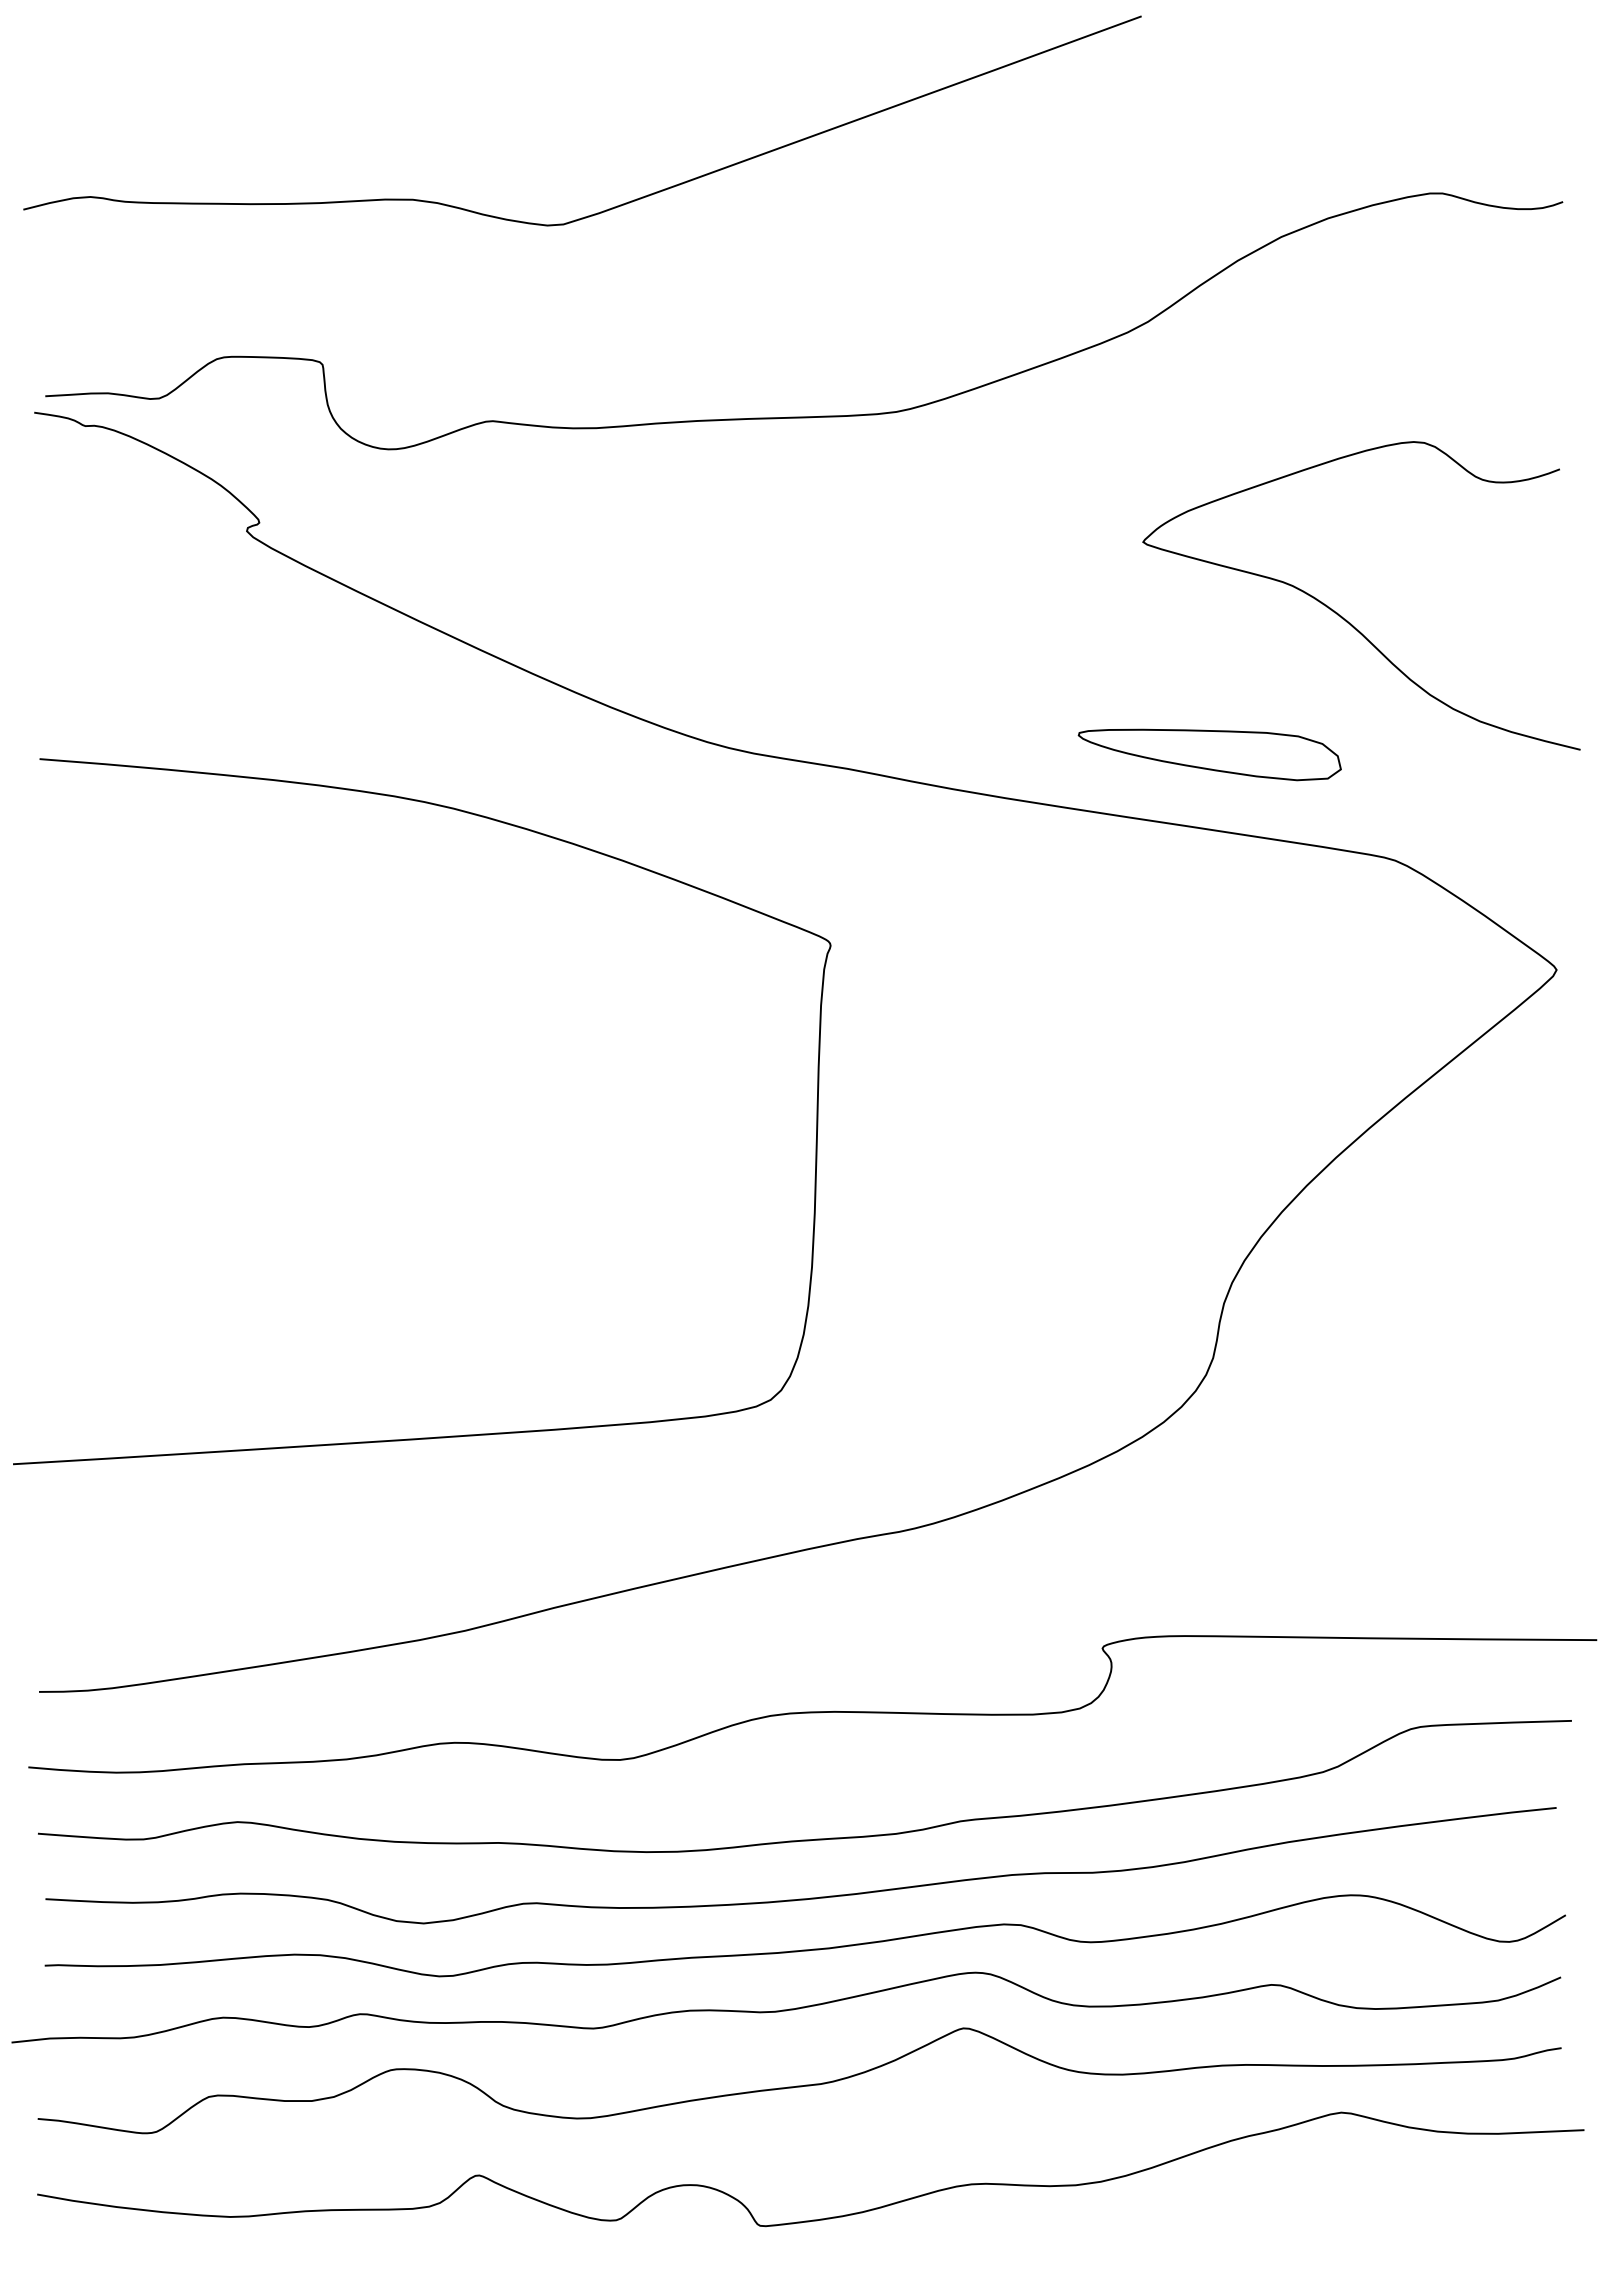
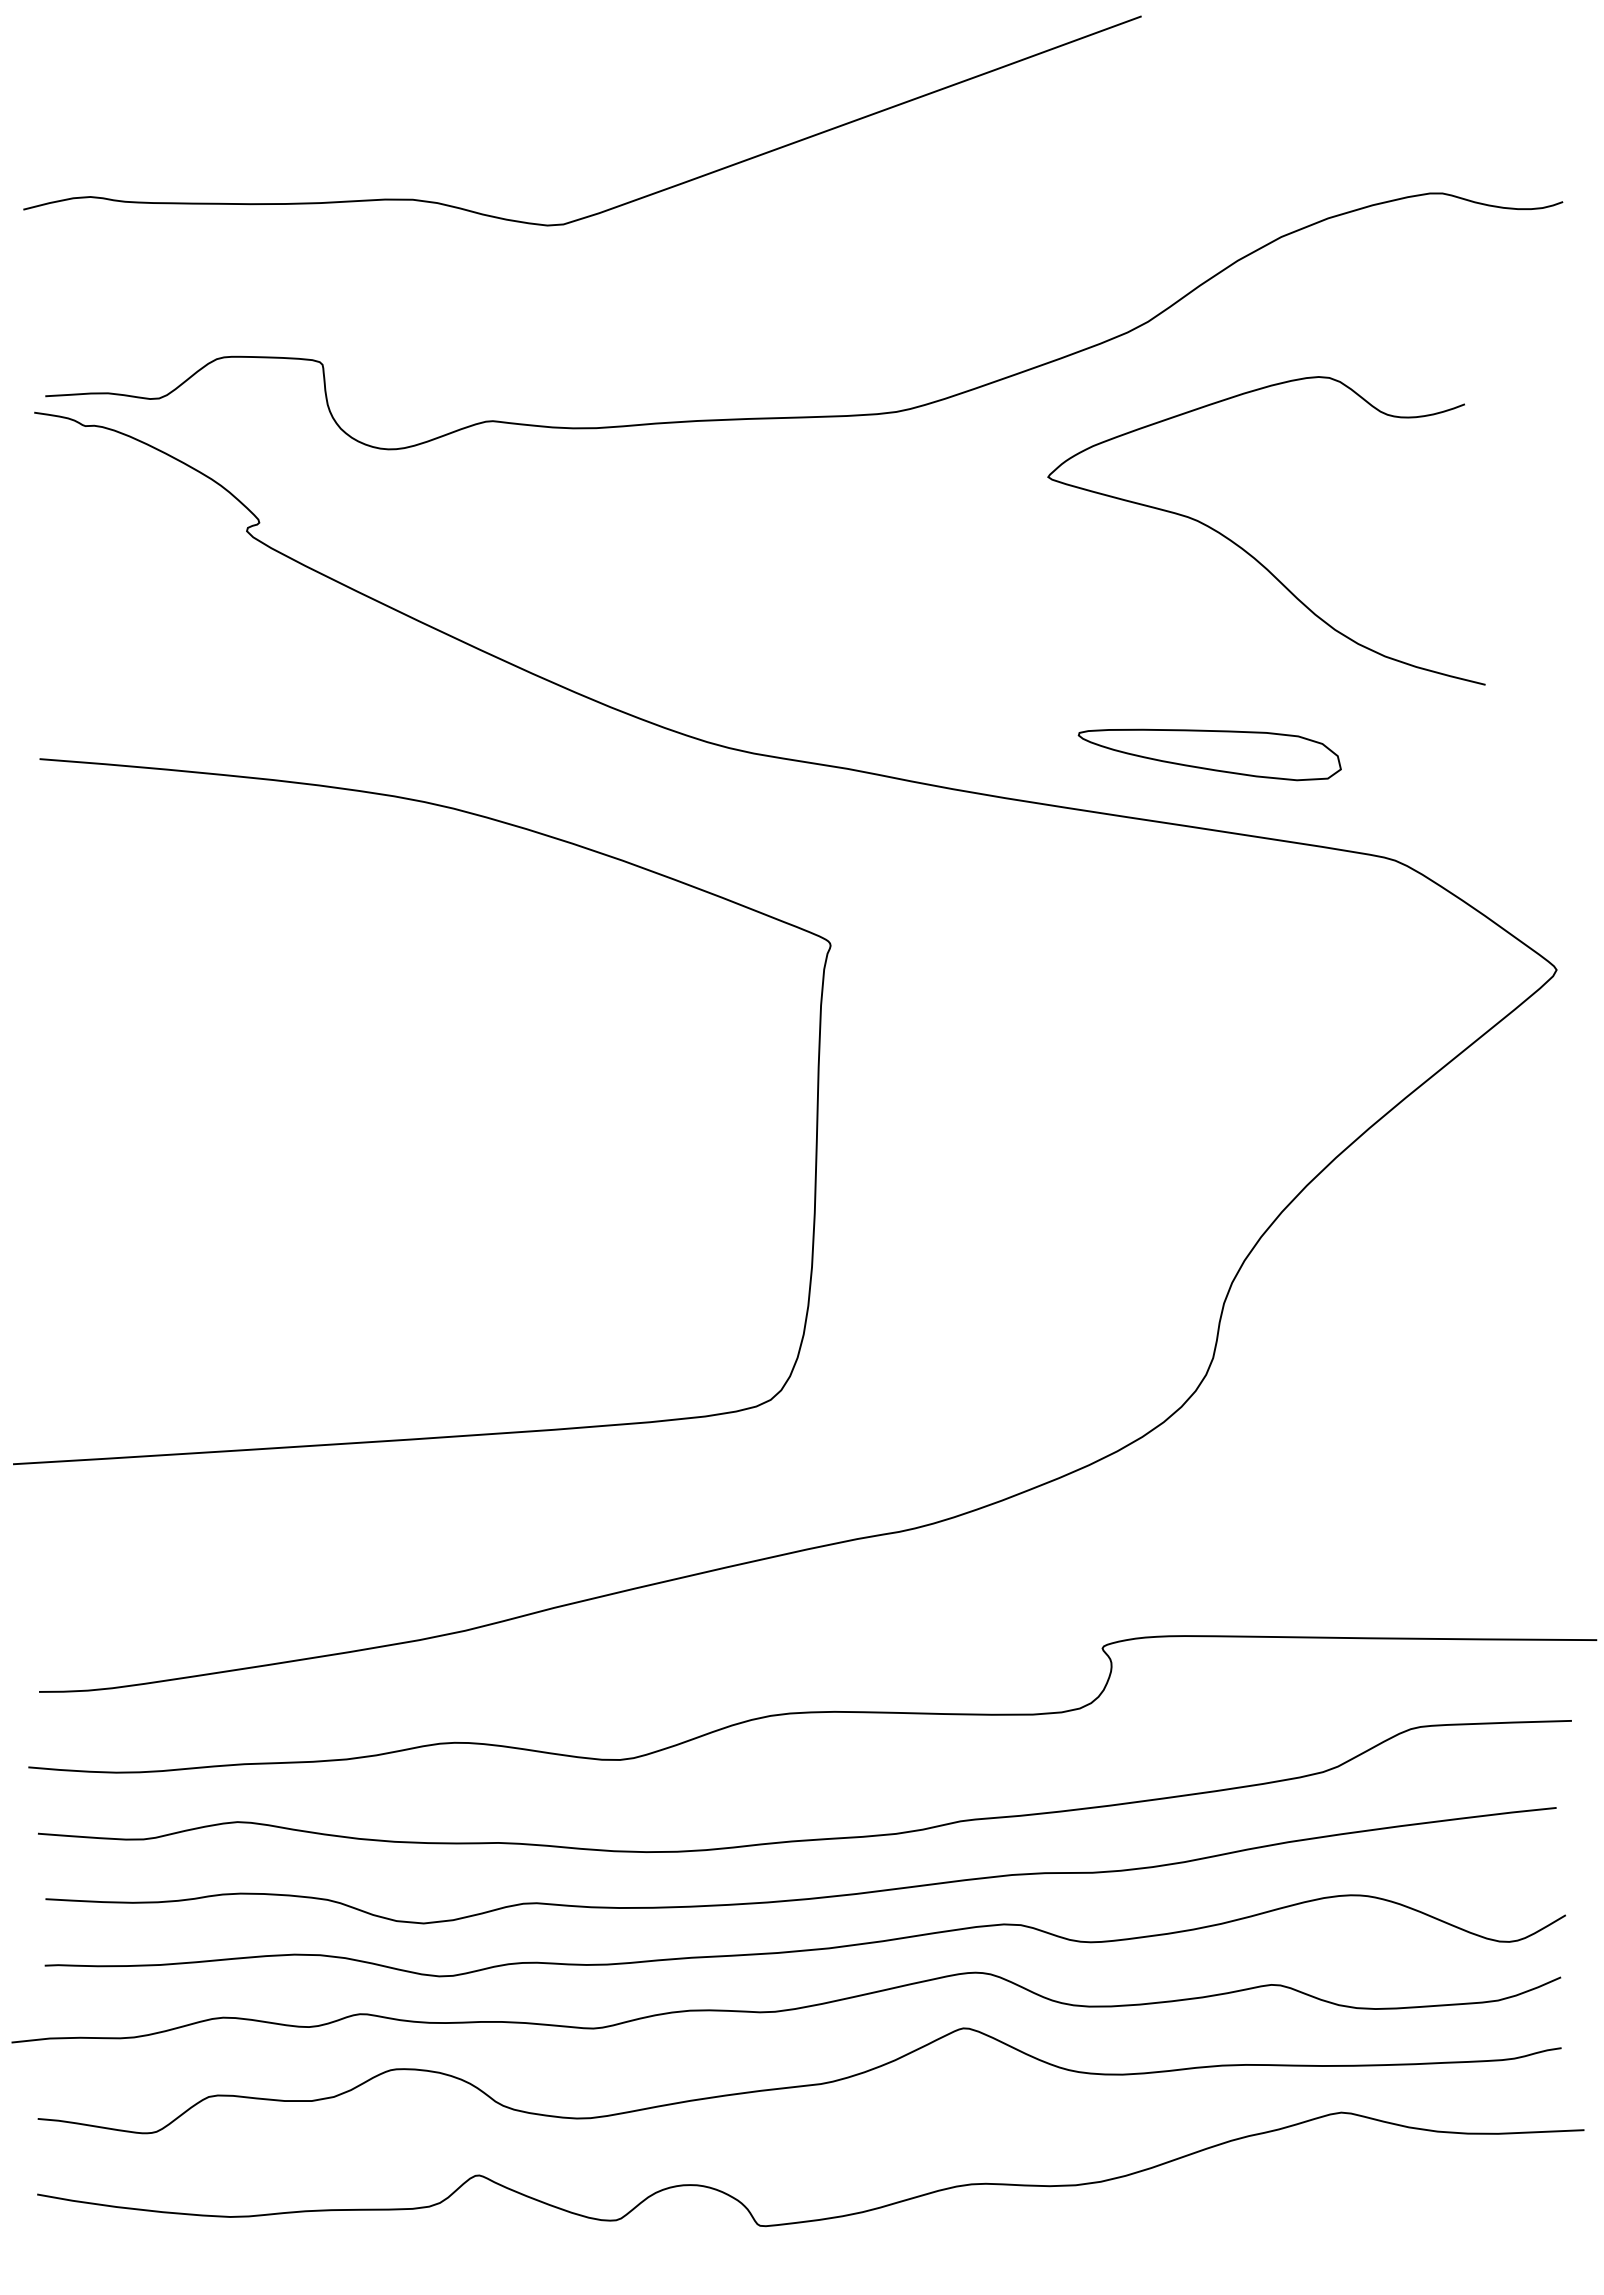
curve position: (1341, 615) -> (1246, 550) (1246, 550)
